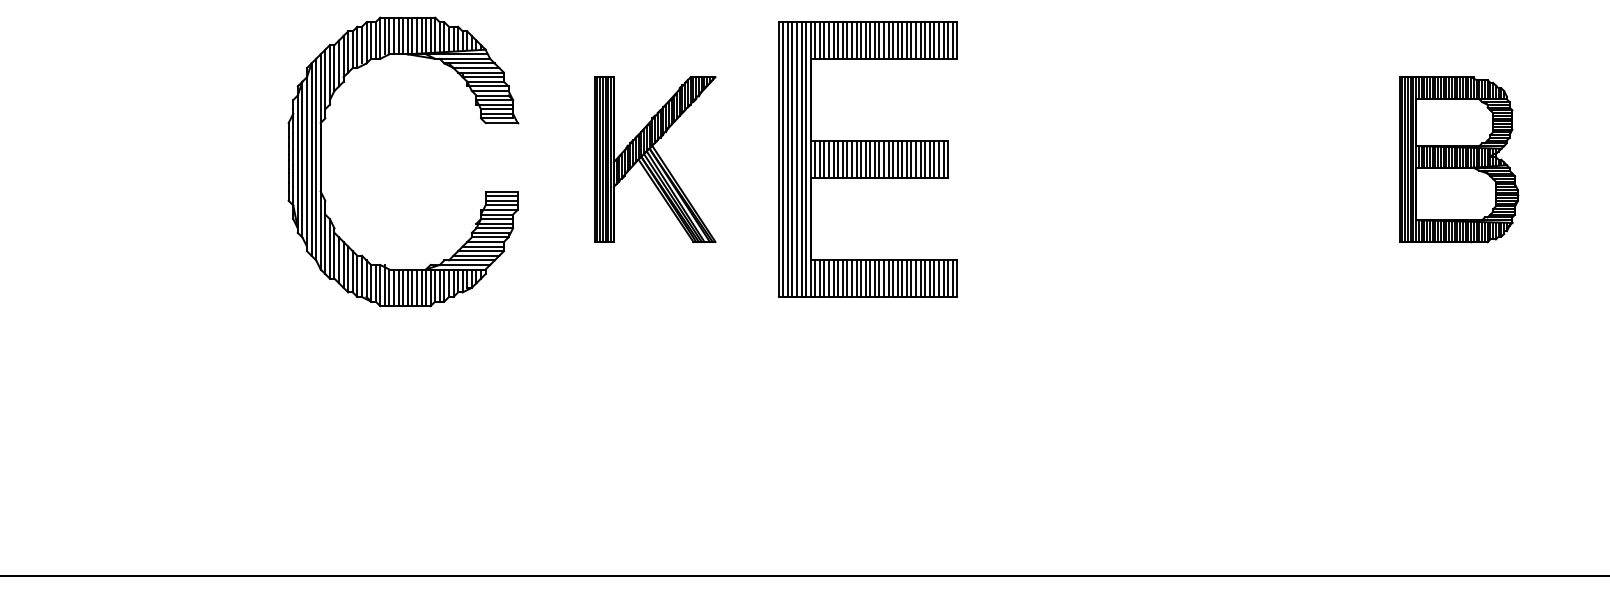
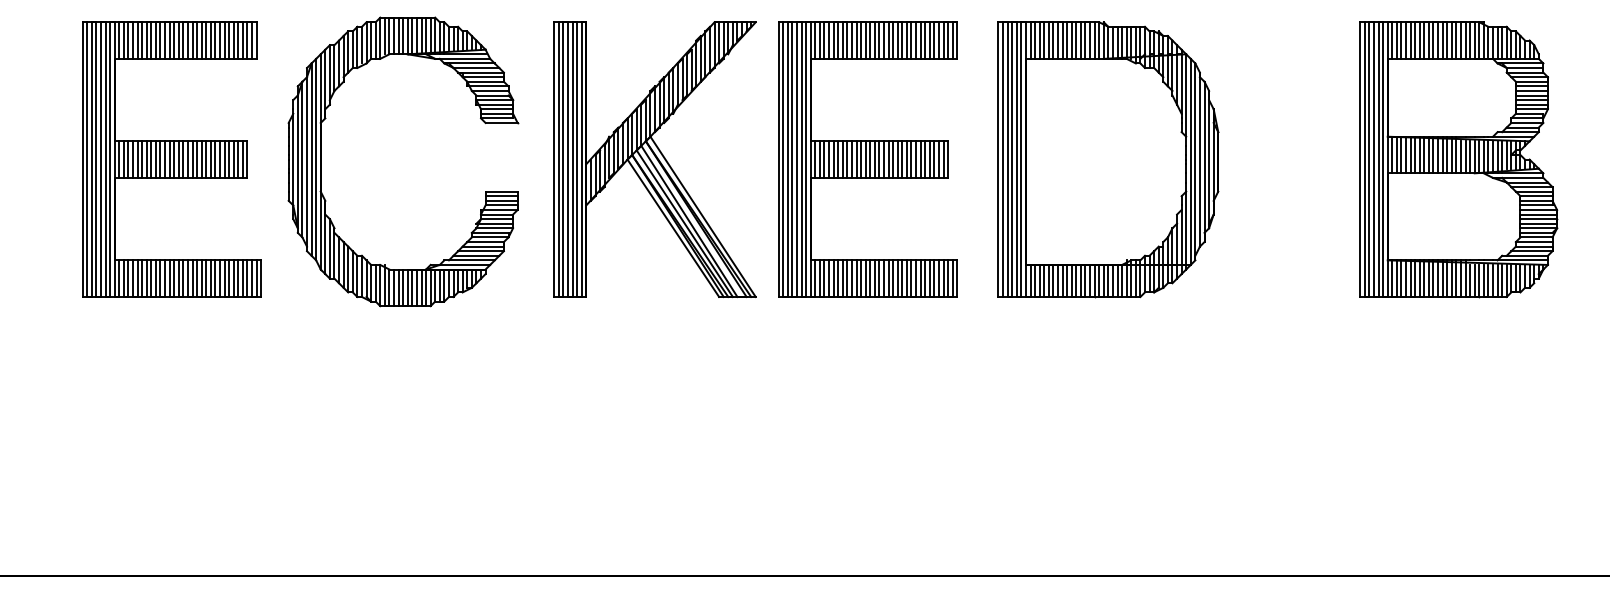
part: none -> present (171, 159)
part size: 123x167 px -> 204x277 px (654, 159)
part: none -> present (1108, 159)
part size: 121x168 px -> 200x278 px (1458, 159)
